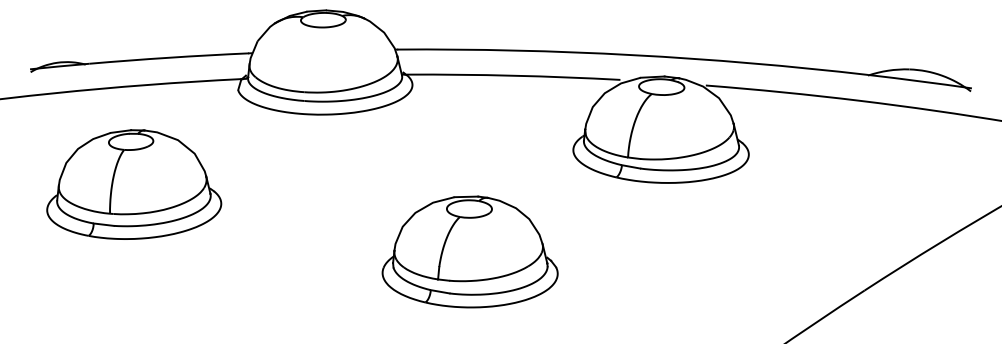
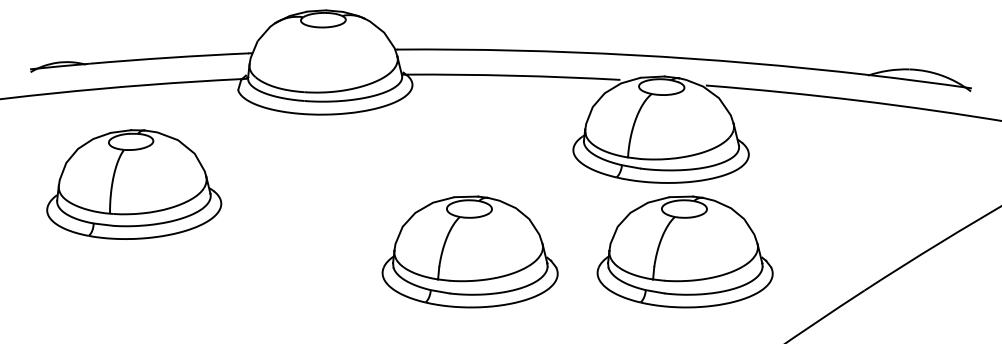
part: none -> present (684, 251)
